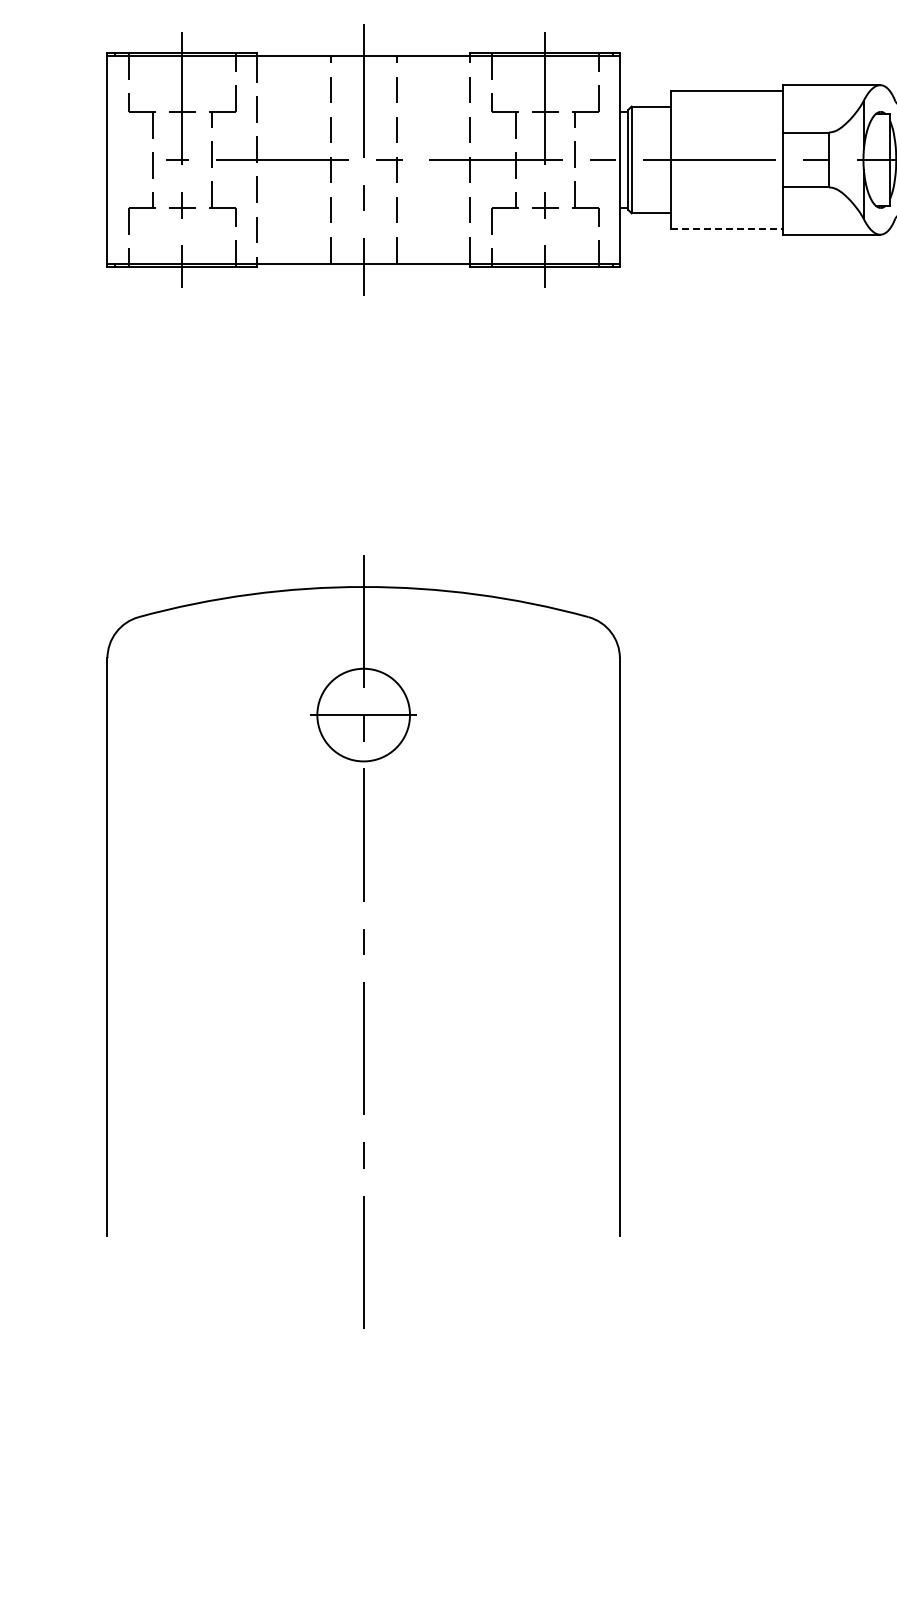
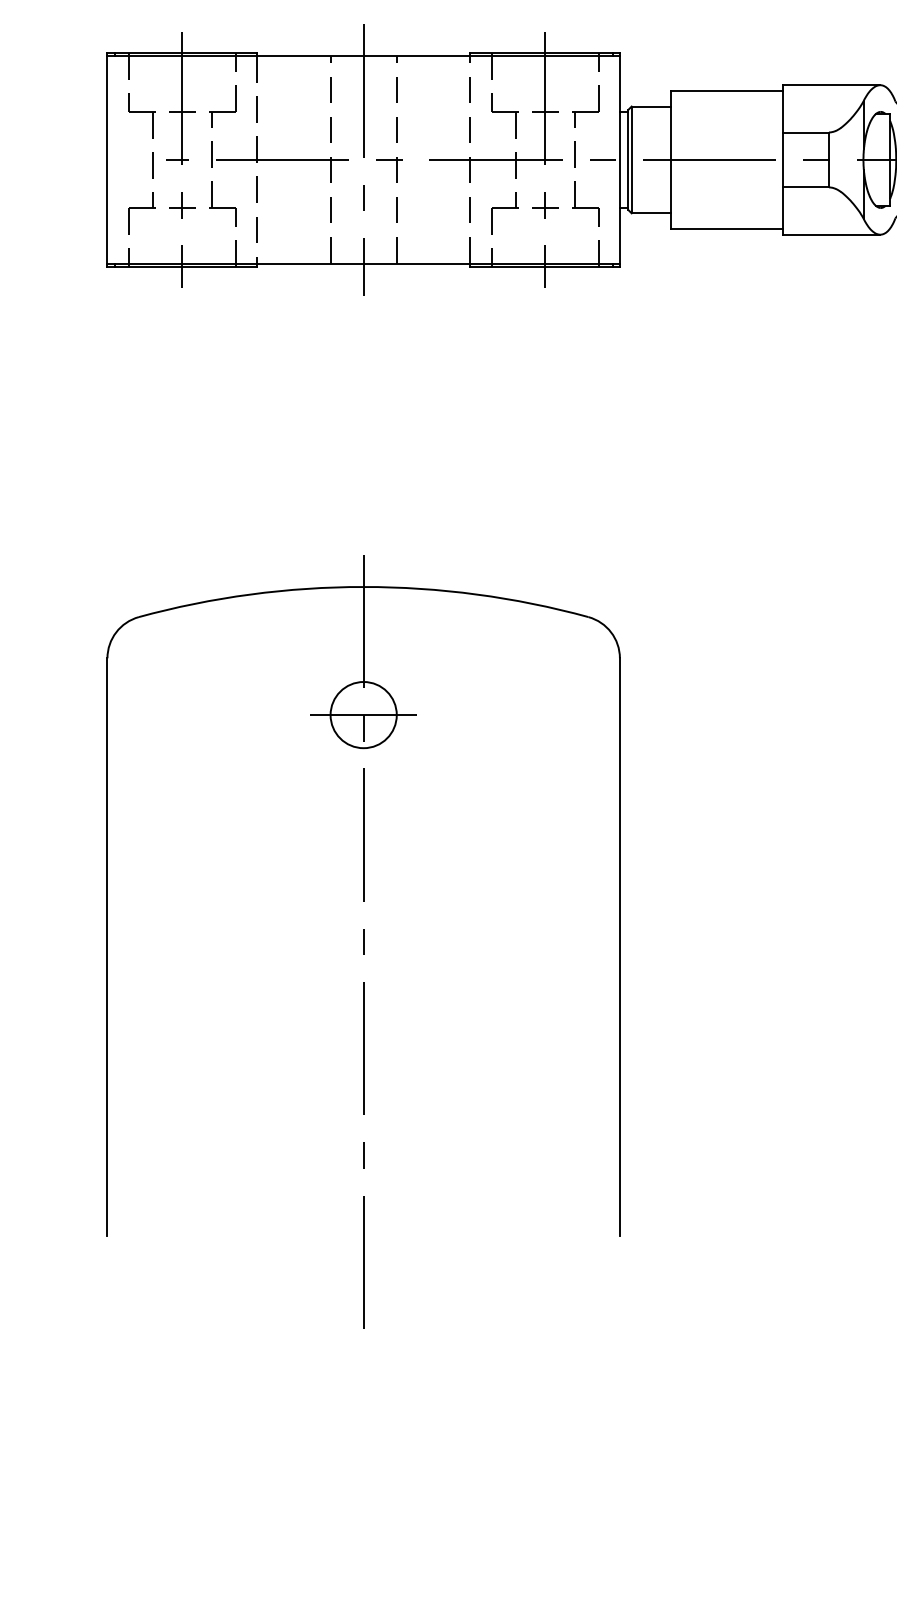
line: dashed -> solid (727, 229)
circle diameter: 93 px -> 66 px (363, 715)
